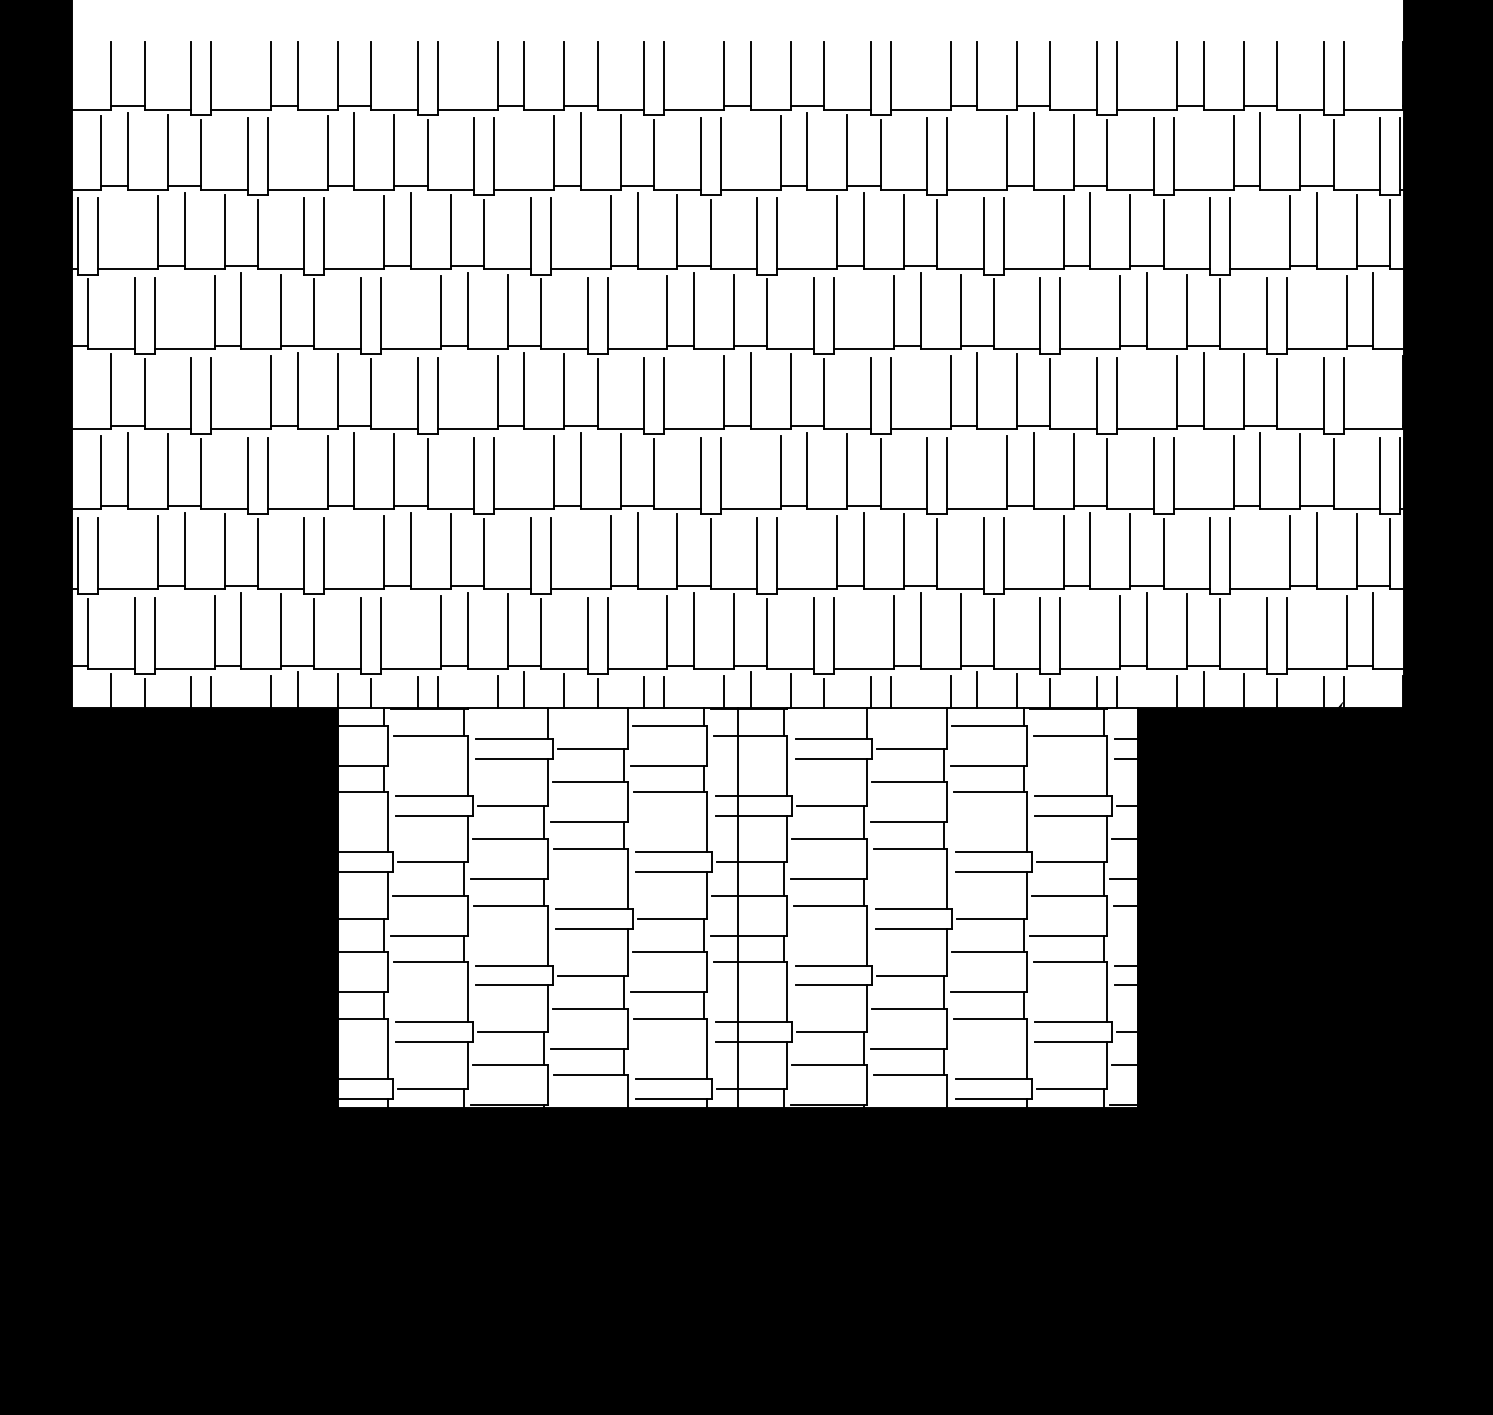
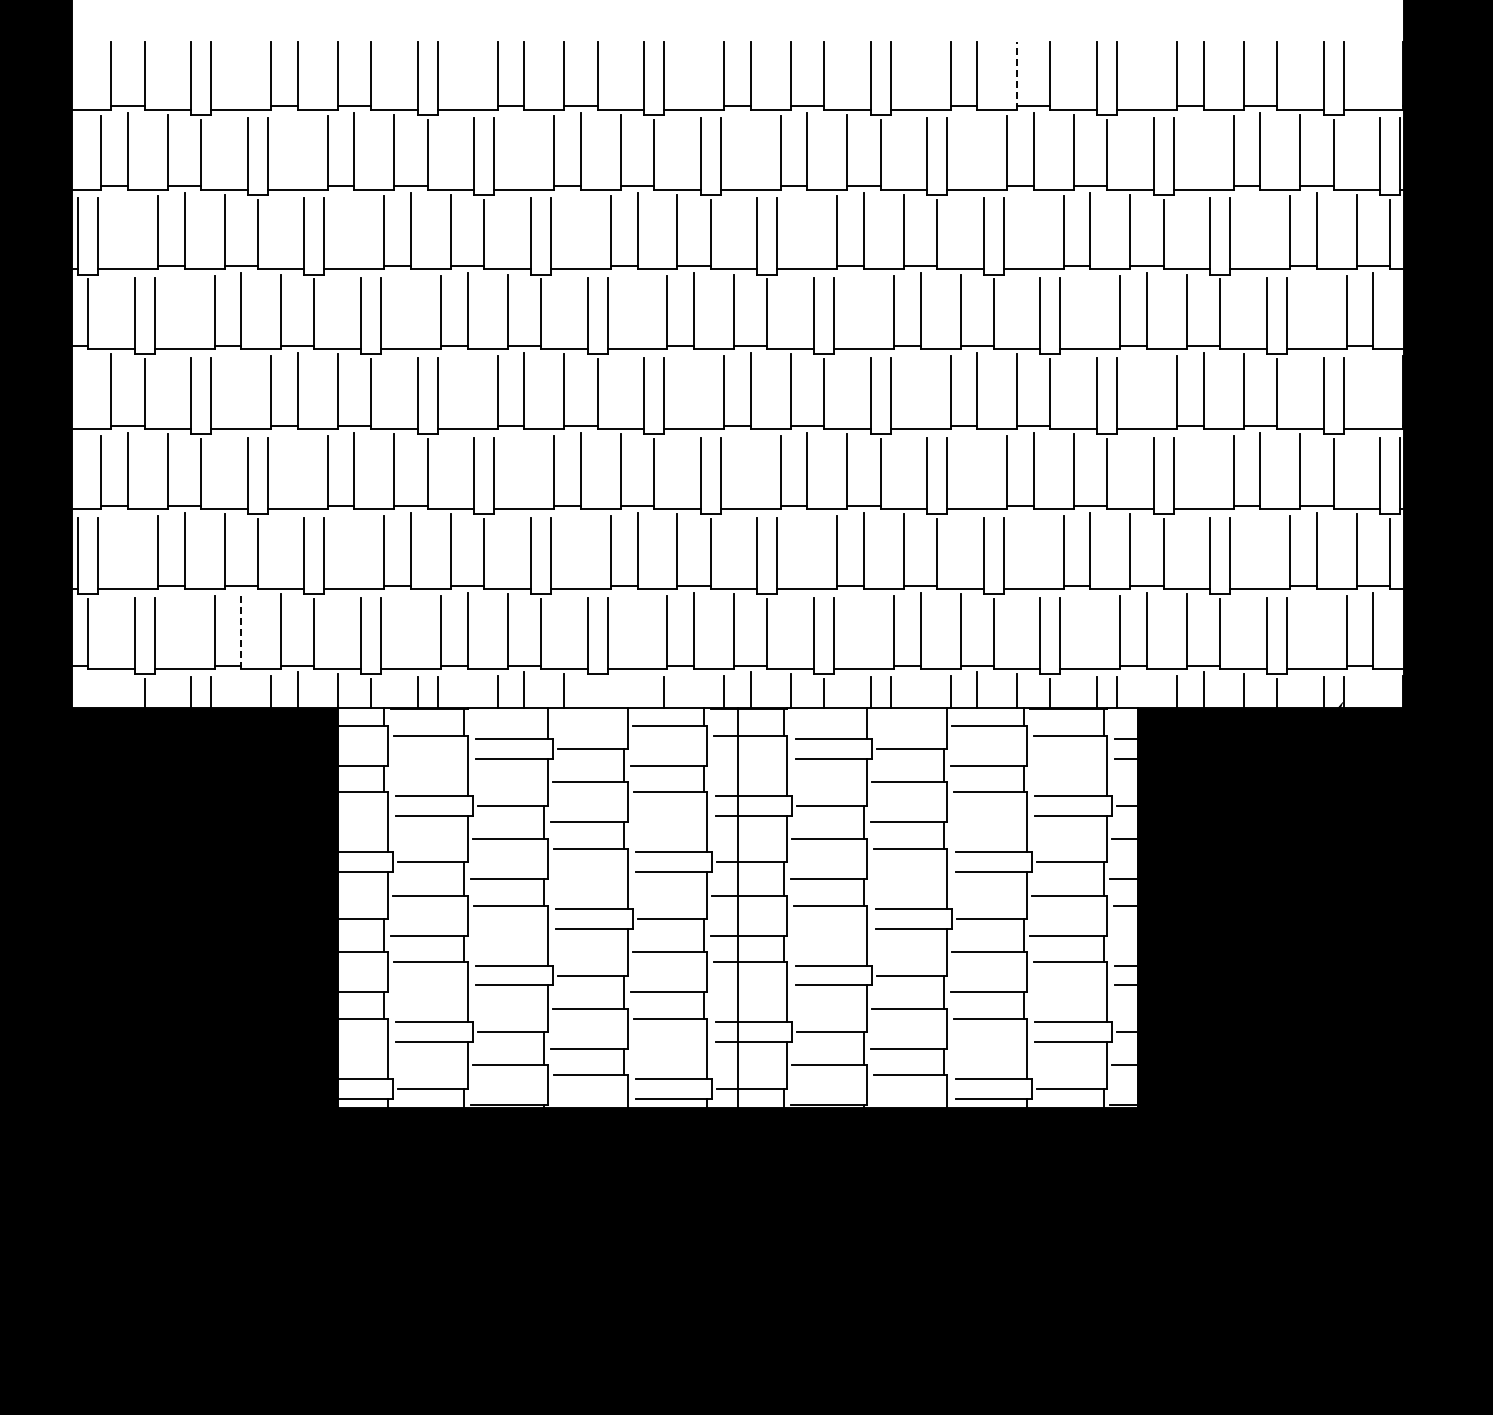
line: solid -> dashed (1017, 76)
line: solid -> dashed (241, 630)
line: present -> none (111, 691)
line: present -> none (644, 692)
line: present -> none (597, 693)
